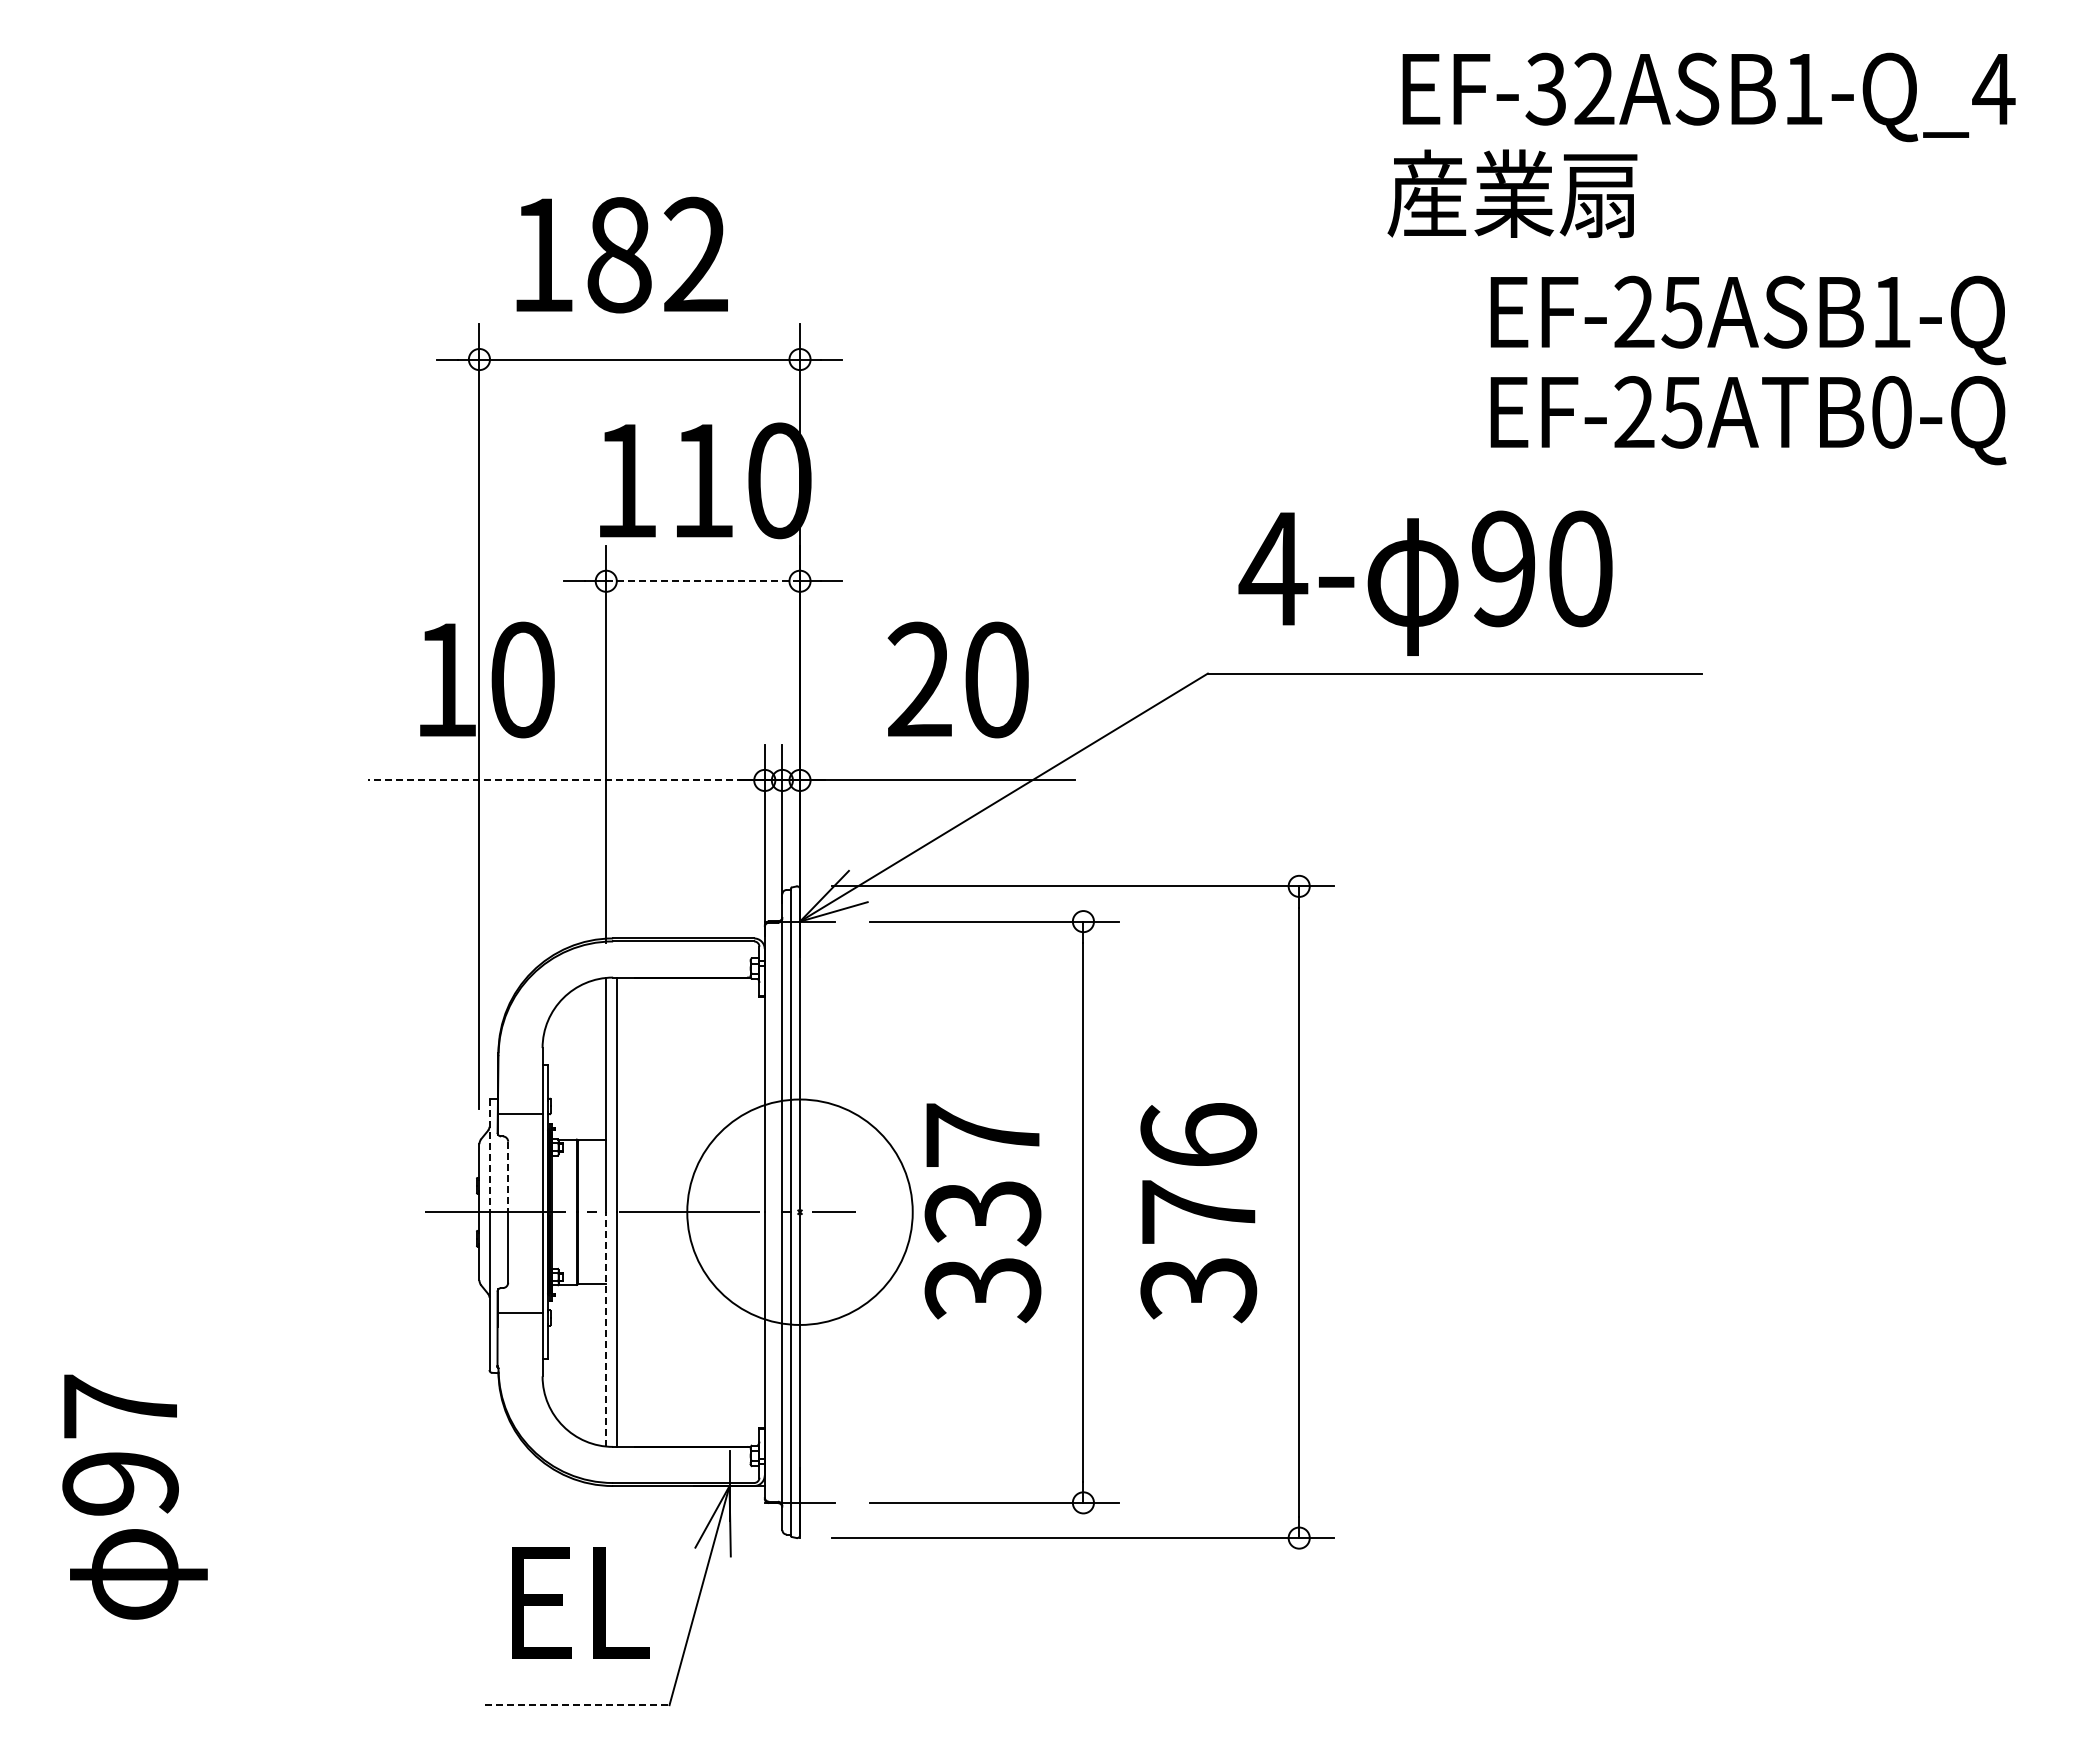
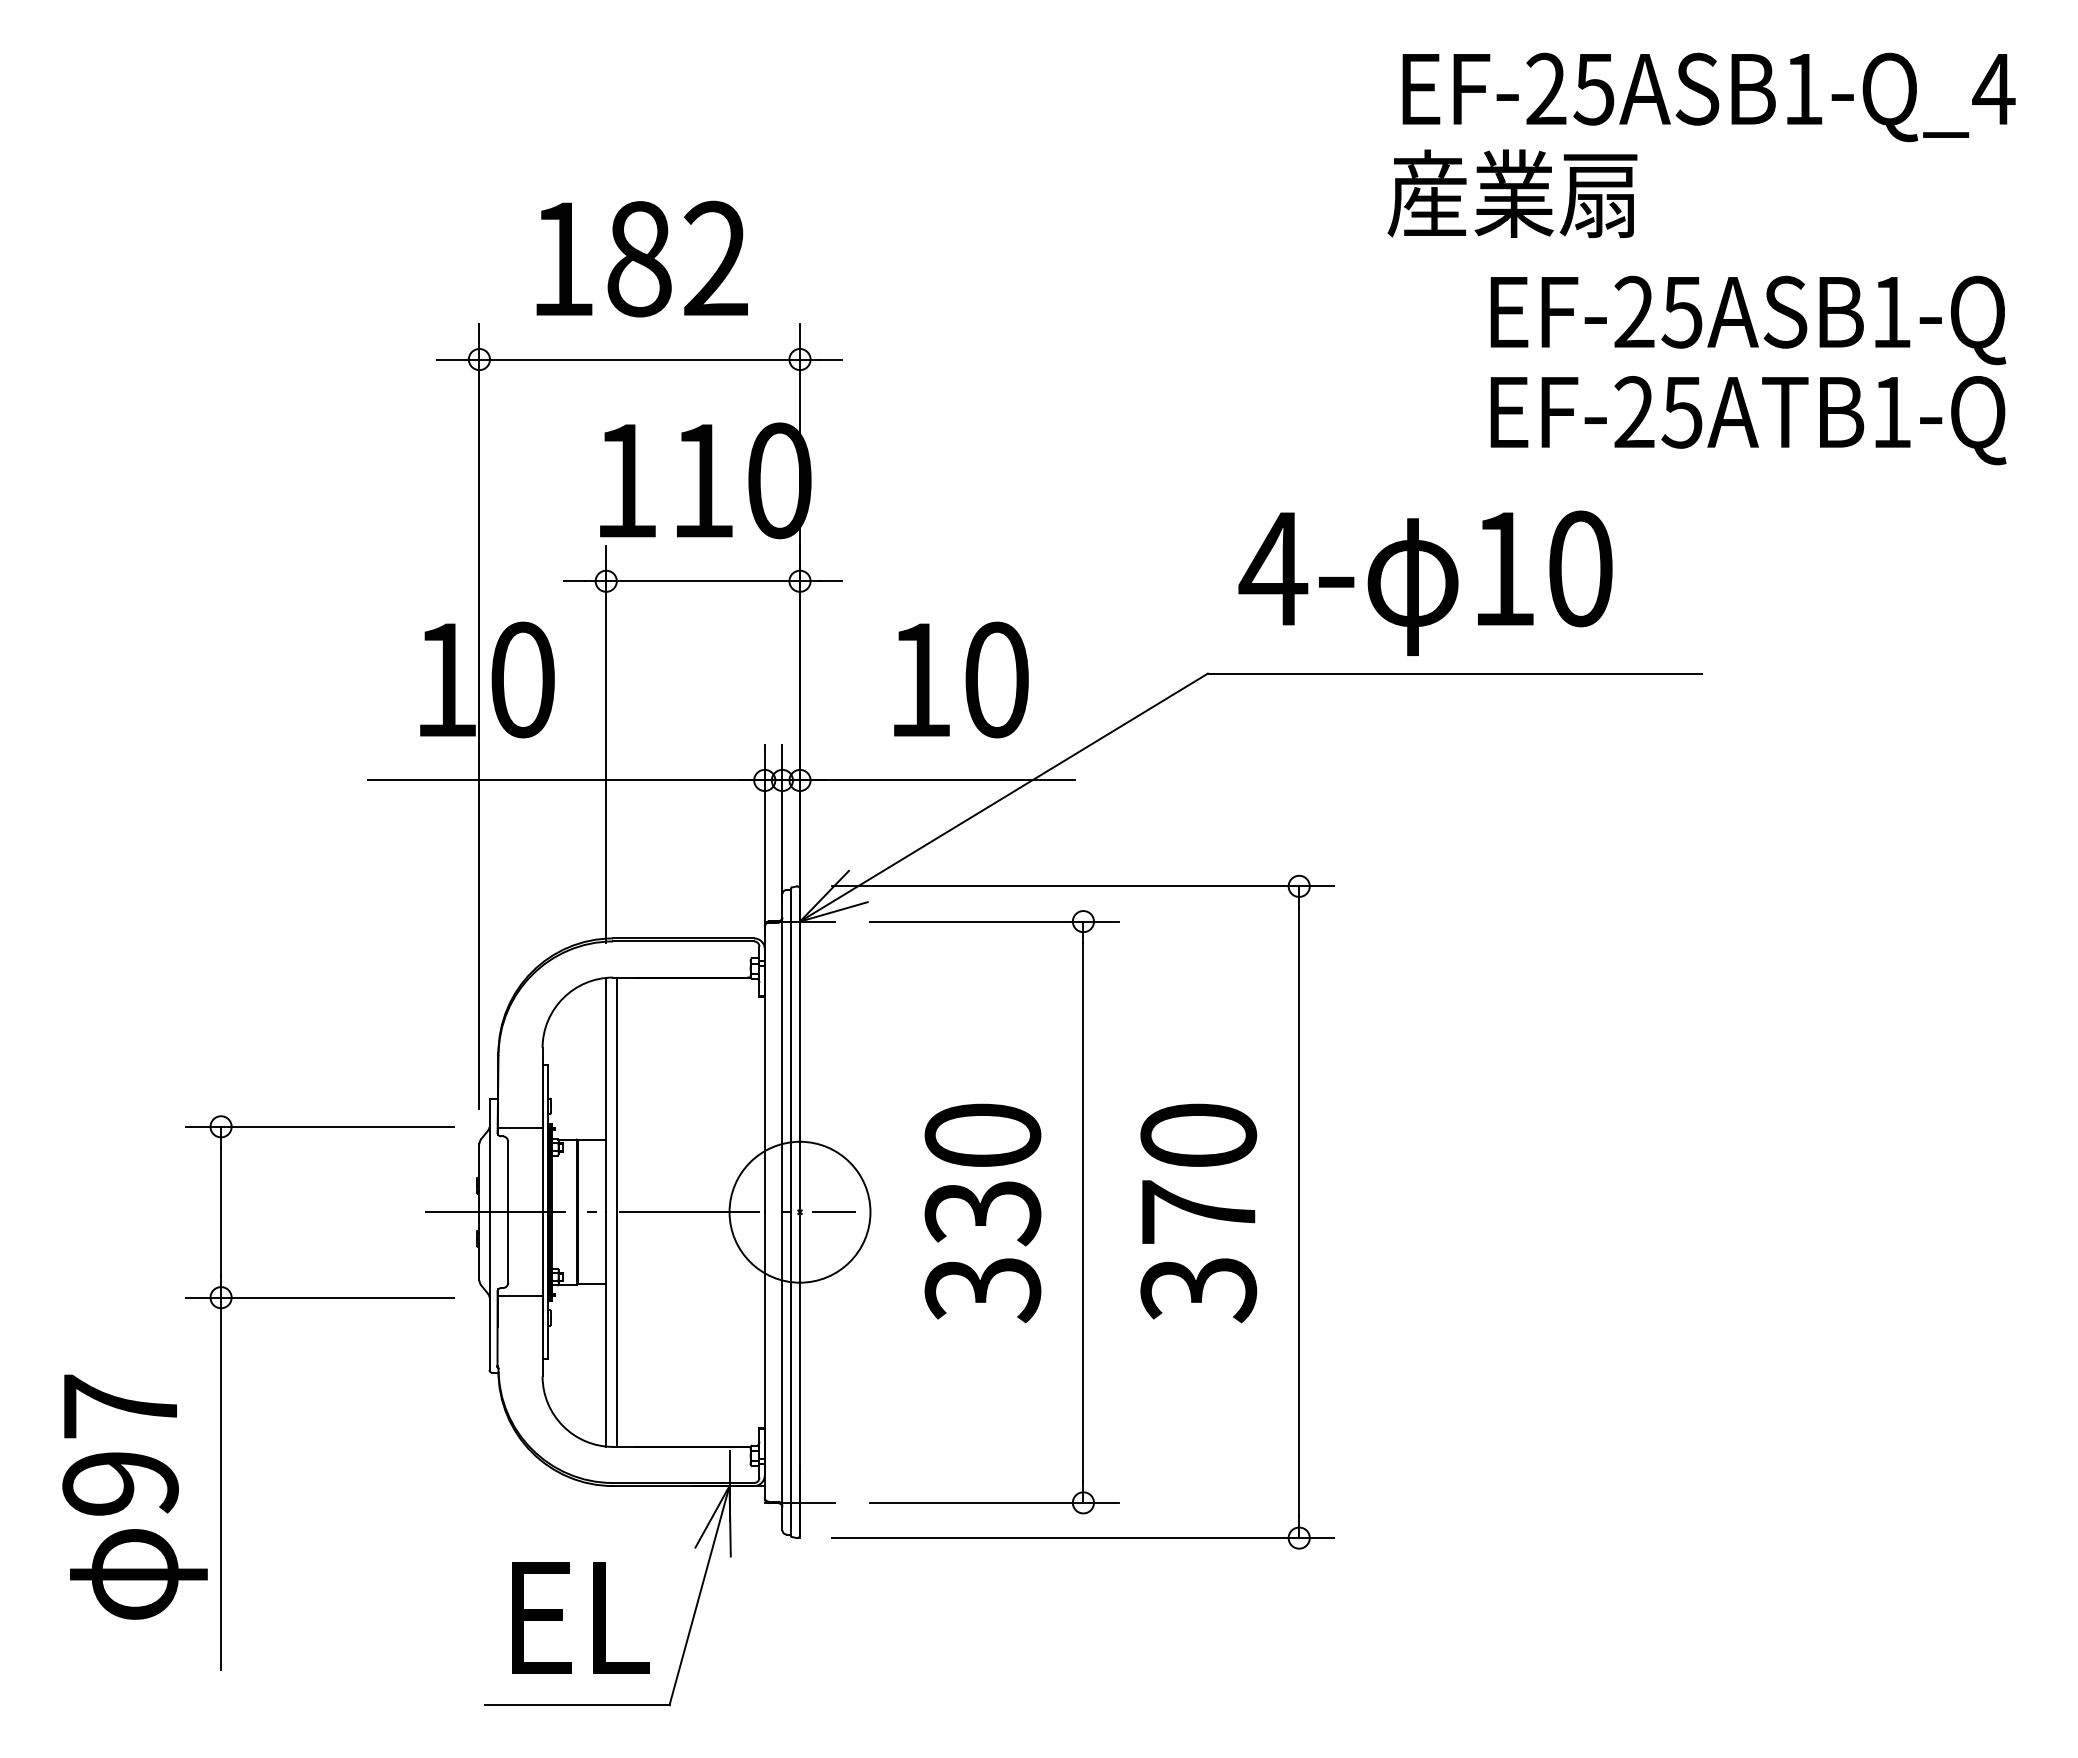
text: EF-32ASB1-Q_4 -> EF-25ASB1-Q_4 (1569, 88)
text position: (621, 254) -> (641, 258) (641, 258)
text: EF-25ATB0-Q -> EF-25ATB1-Q (1891, 412)
text: 90 -> 10 (1503, 568)
line: dashed -> solid (703, 581)
text: 20 -> 10 (919, 678)
line: dashed -> solid (555, 780)
line position: (520, 1114) -> (520, 1128) (520, 1128)
text: 337 -> 330 (982, 1134)
text: 376 -> 370 (1198, 1134)
line: dashed -> solid (489, 1155)
line: dashed -> solid (508, 1177)
circle diameter: 225 px -> 141 px (799, 1211)
part: none -> present (319, 1298)
line position: (520, 1313) -> (520, 1296) (520, 1296)
line: dashed -> solid (606, 1328)
text position: (580, 1602) -> (580, 1617) (580, 1617)
line: dashed -> solid (577, 1705)
